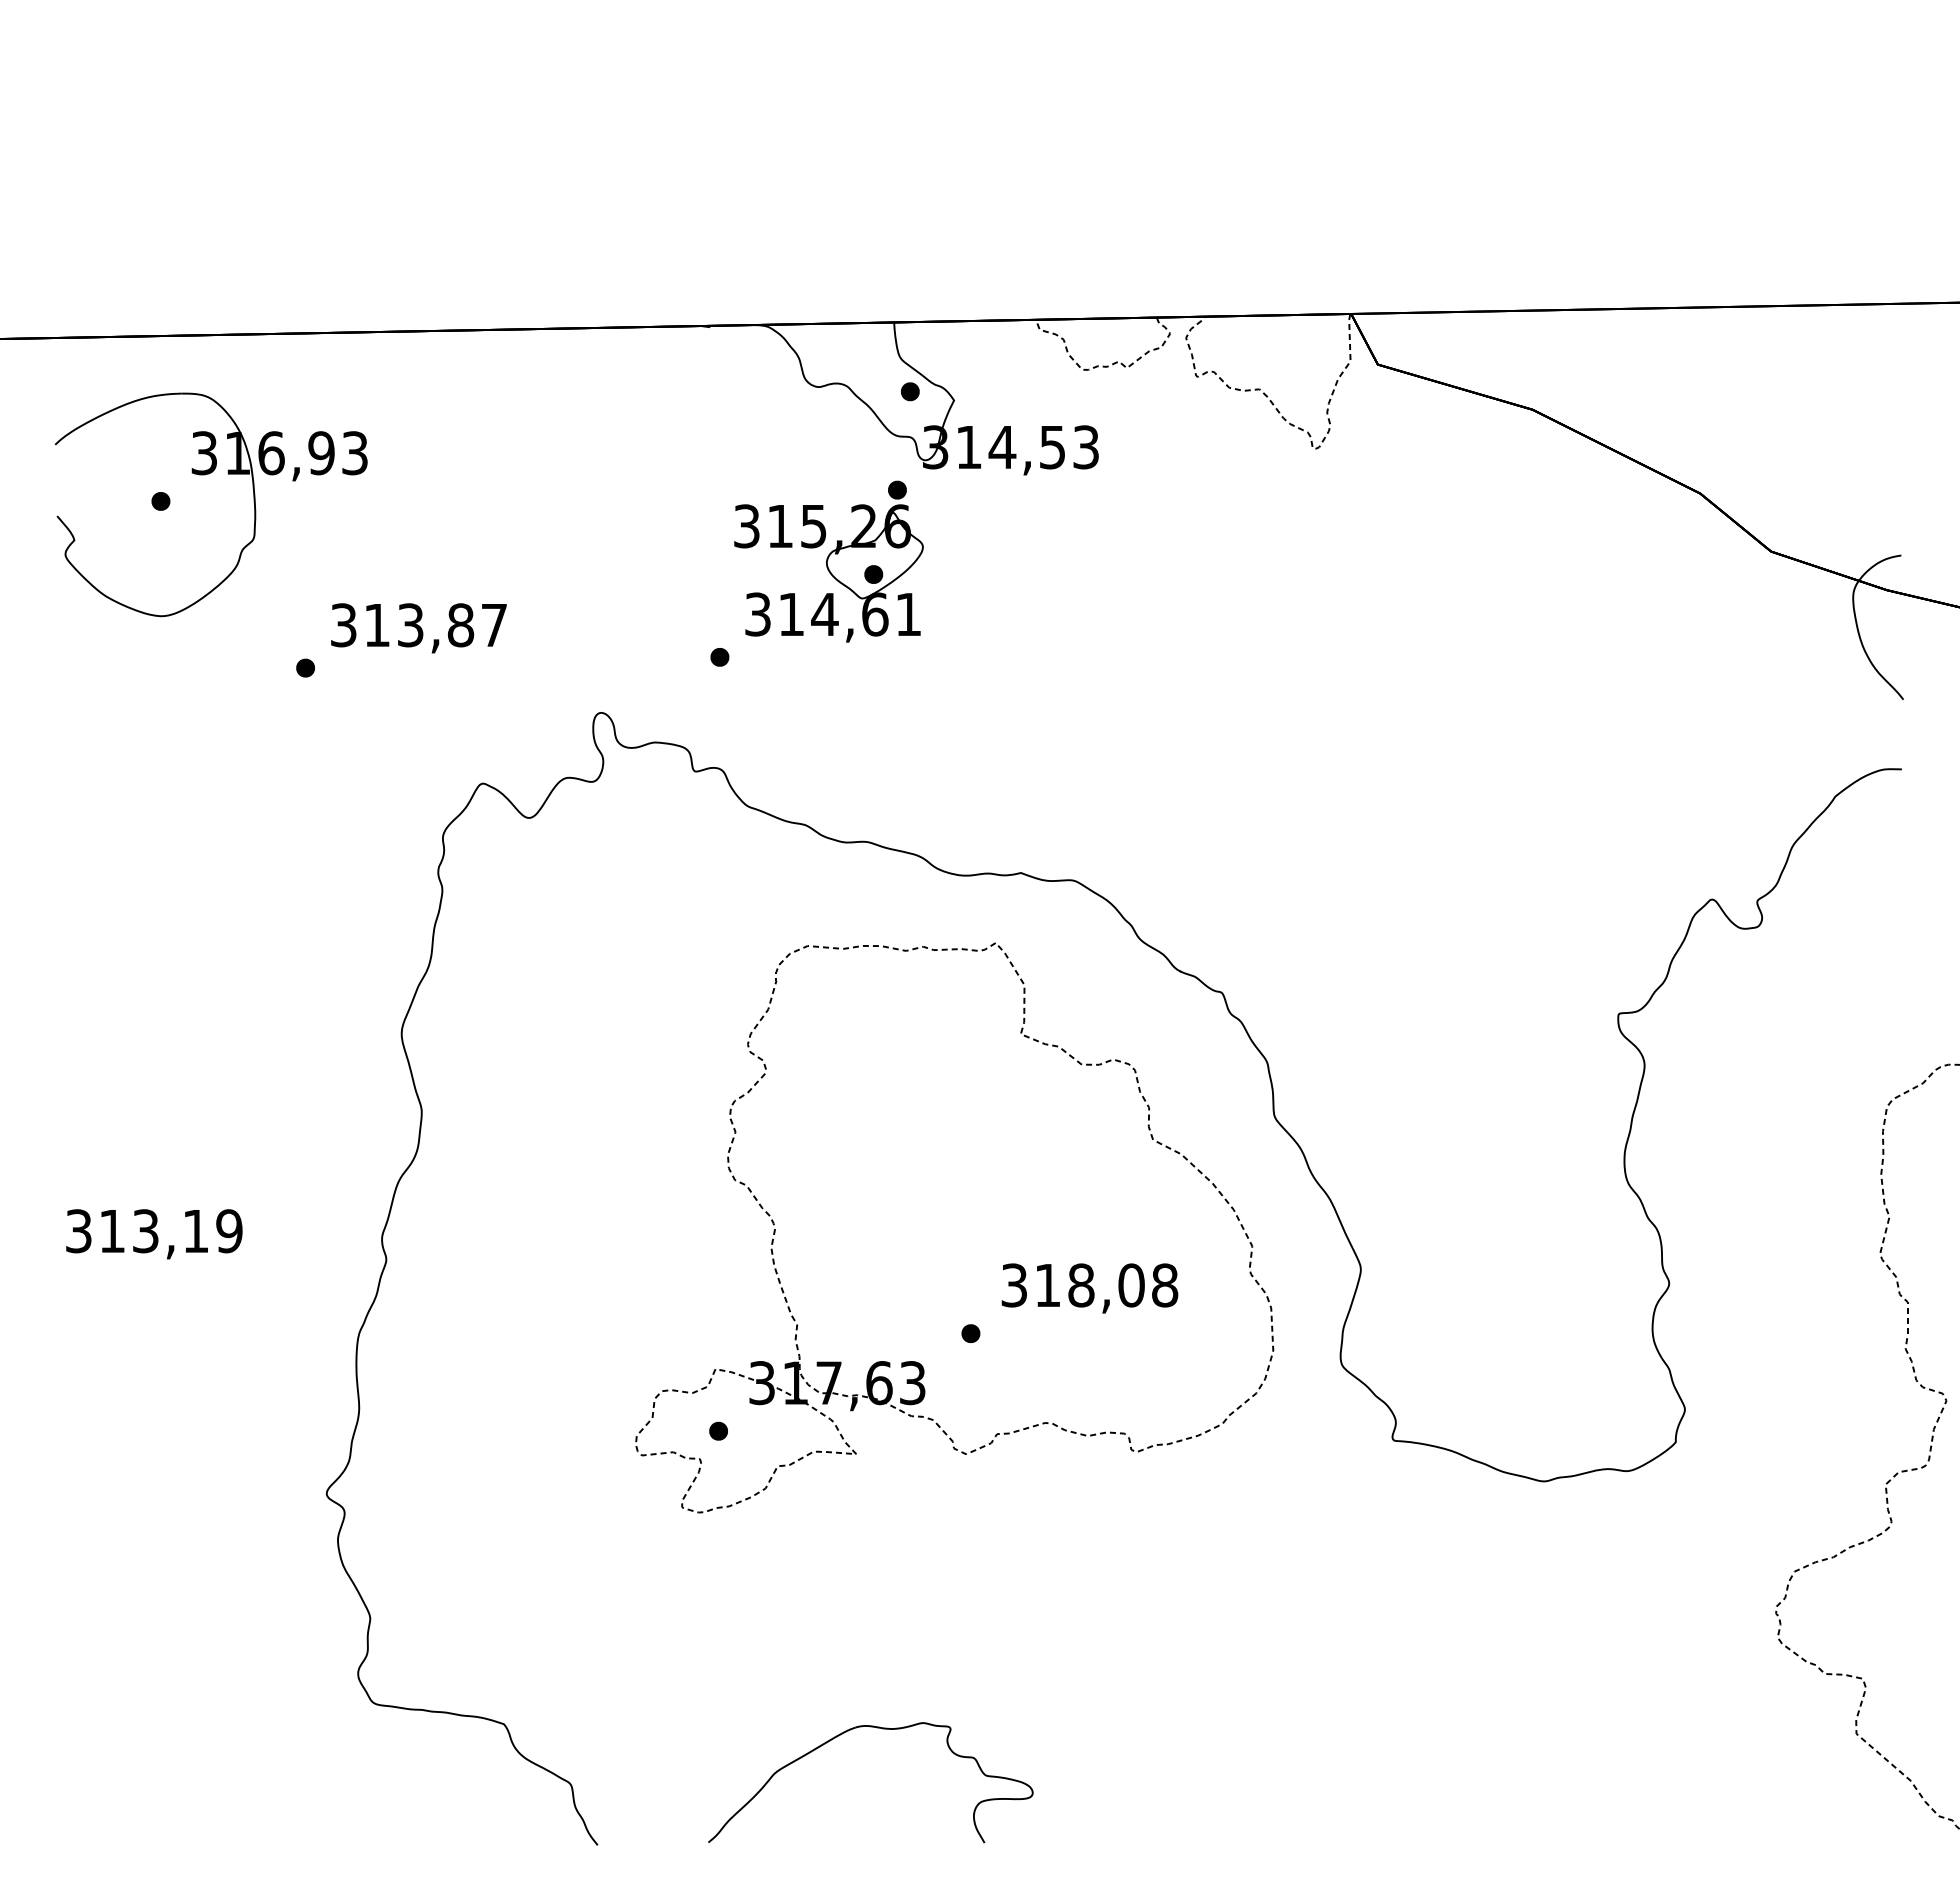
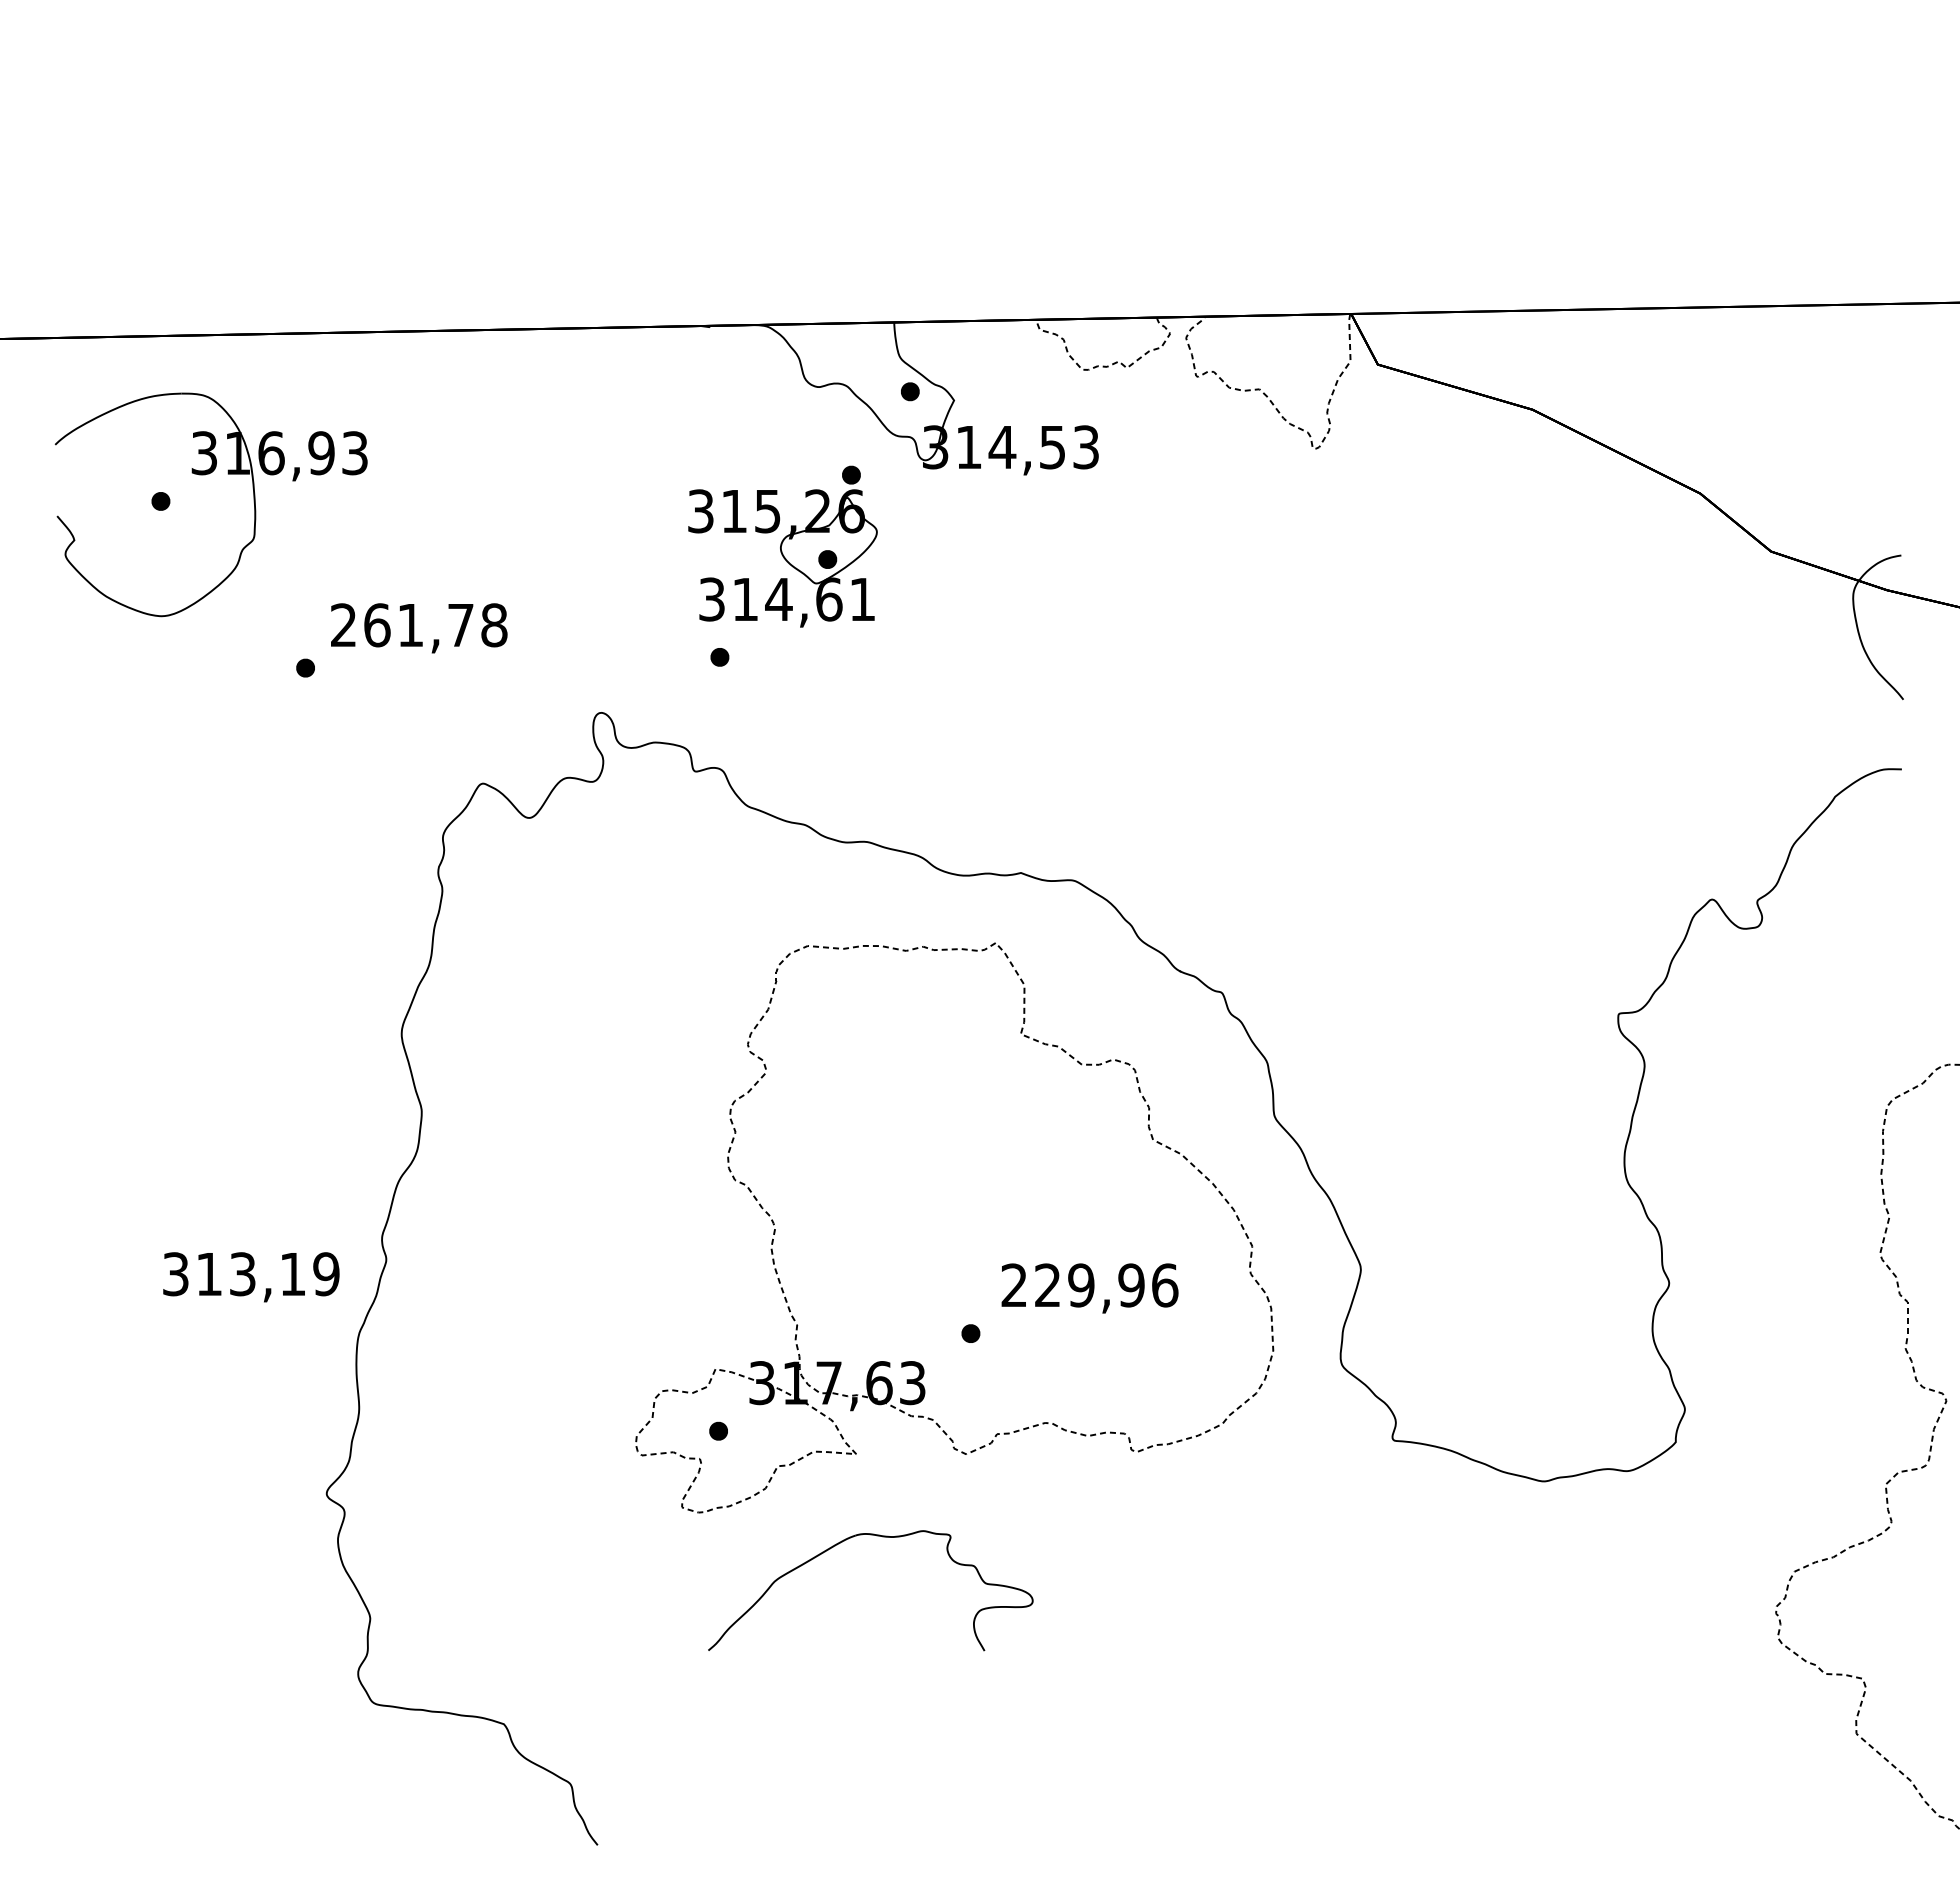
part position: (828, 561) -> (782, 546) (782, 546)
text: 313,87 -> 261,78 (419, 625)
text position: (154, 1234) -> (251, 1277) (251, 1277)
text: 318,08 -> 229,96 (1089, 1285)
part position: (876, 1728) -> (876, 1536) (876, 1536)
